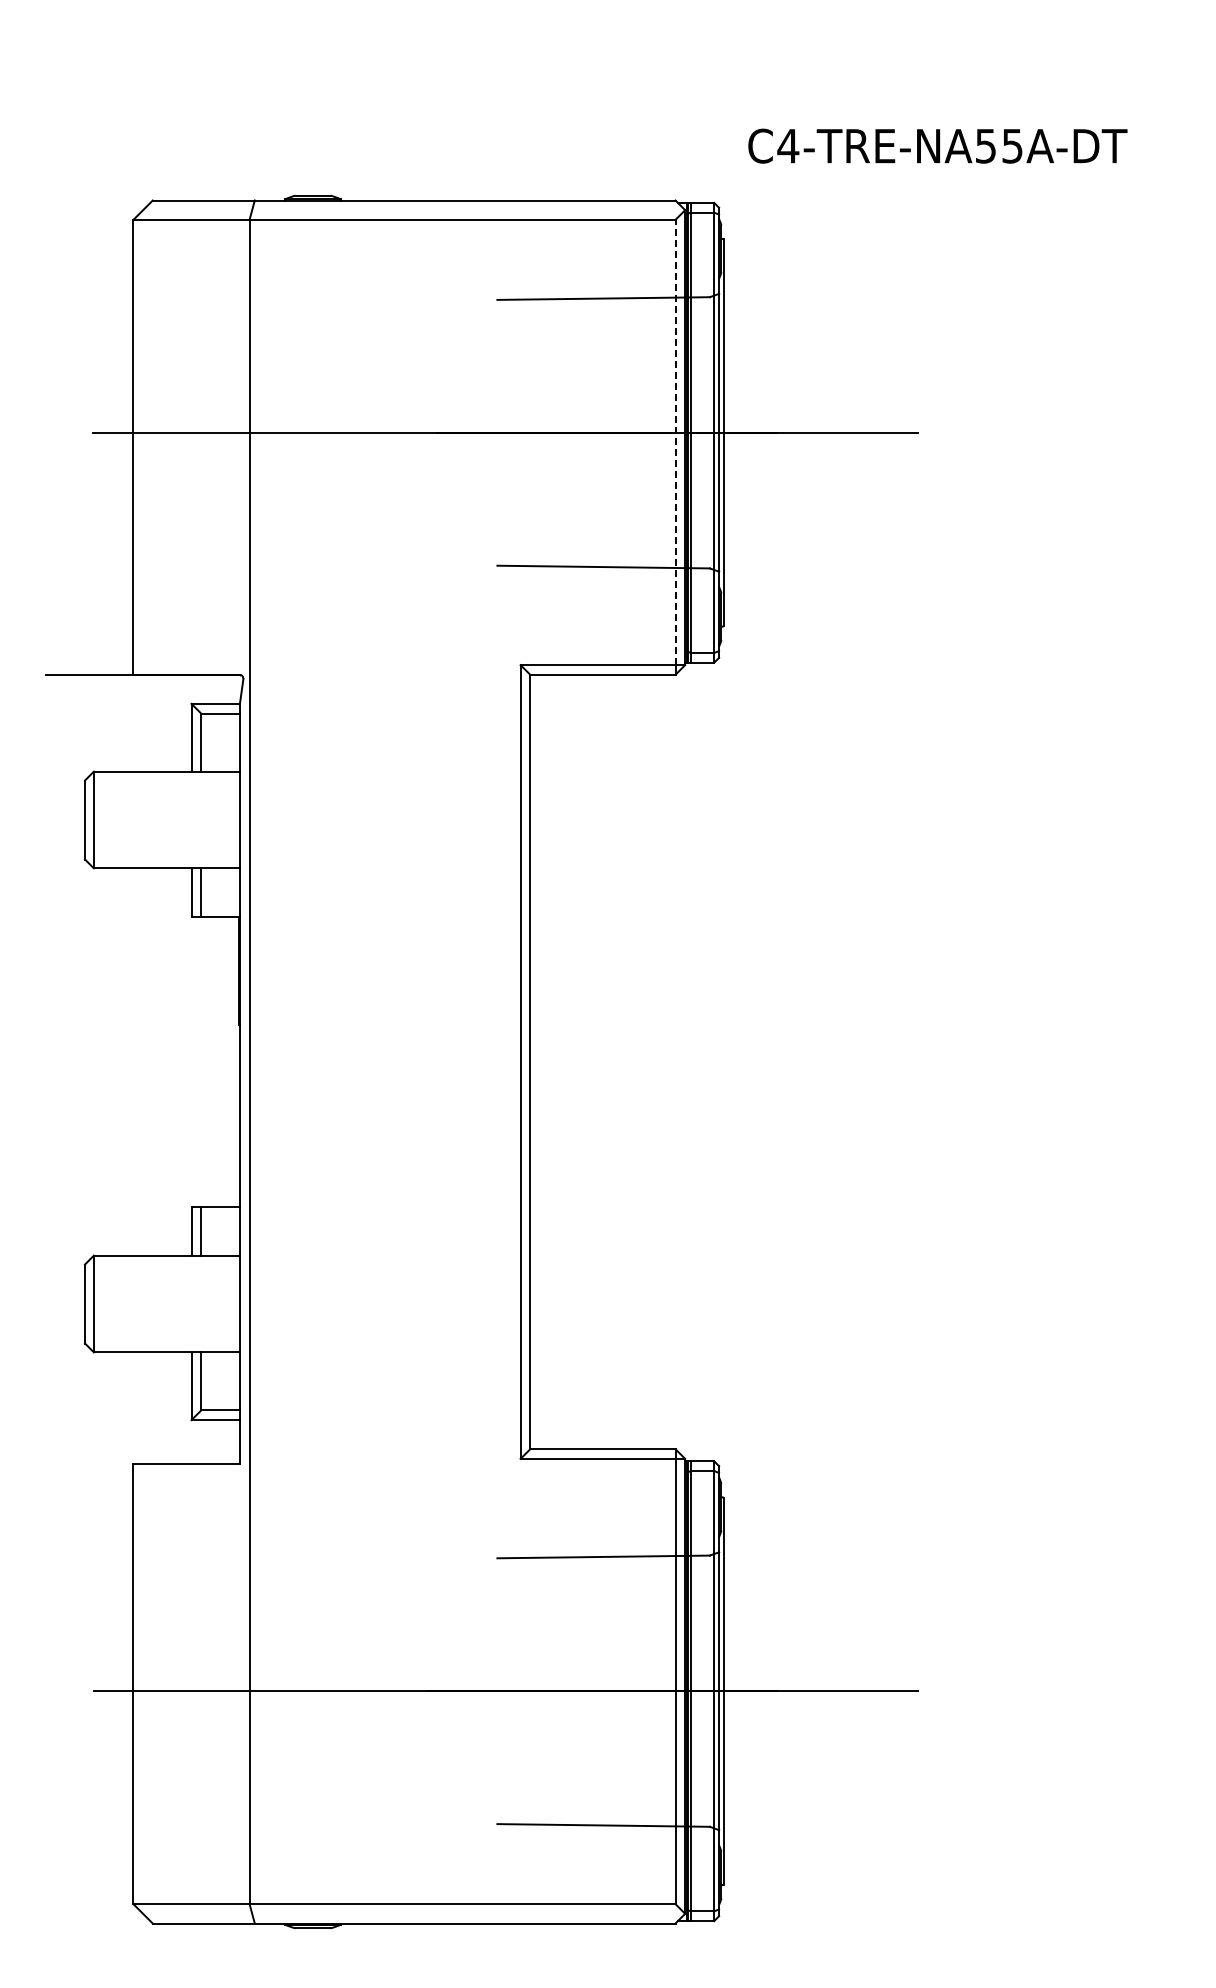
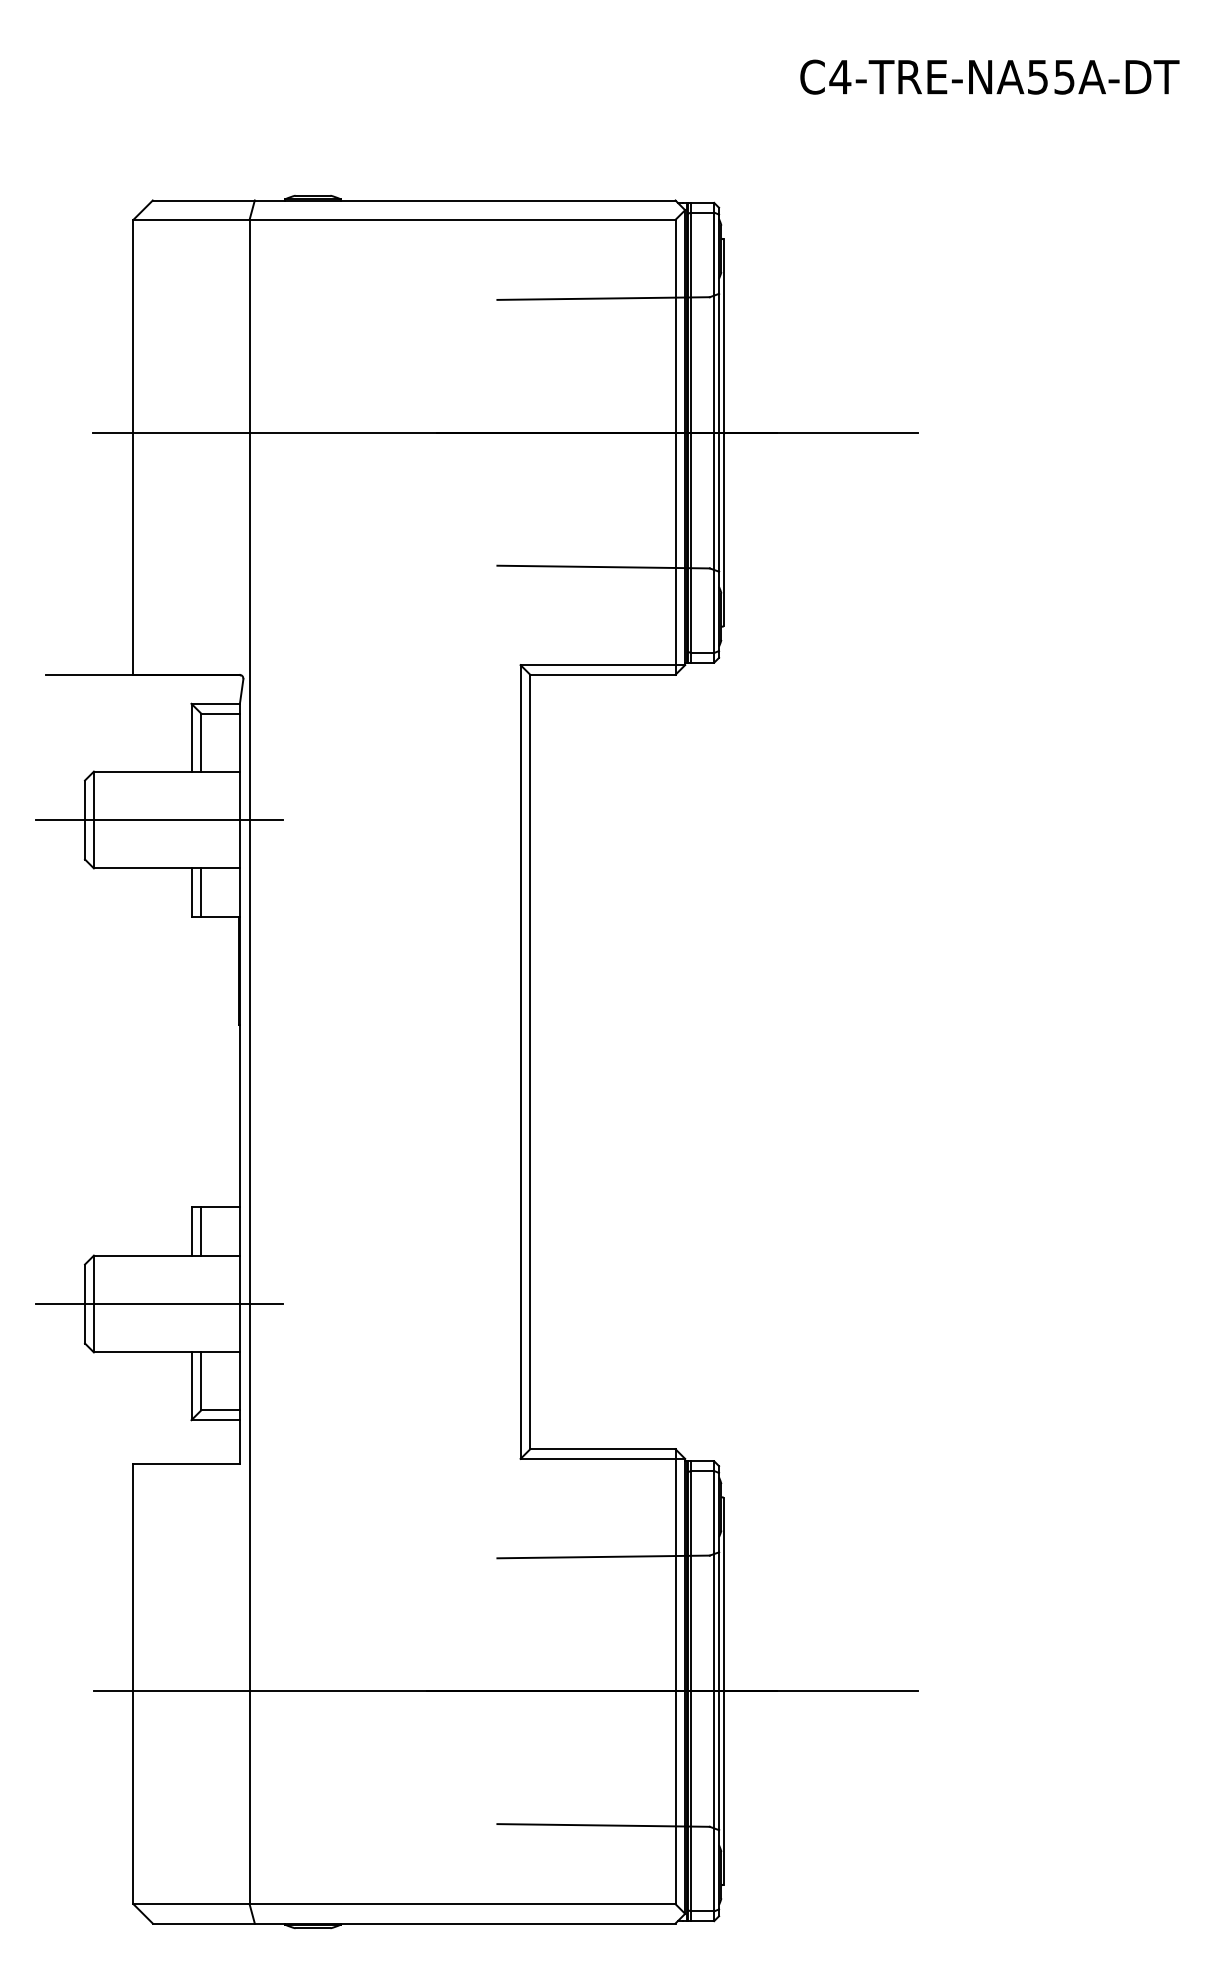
text position: (937, 145) -> (989, 76) (989, 76)
line: dashed -> solid (675, 442)
line: none -> present (159, 820)
line: none -> present (159, 1304)
